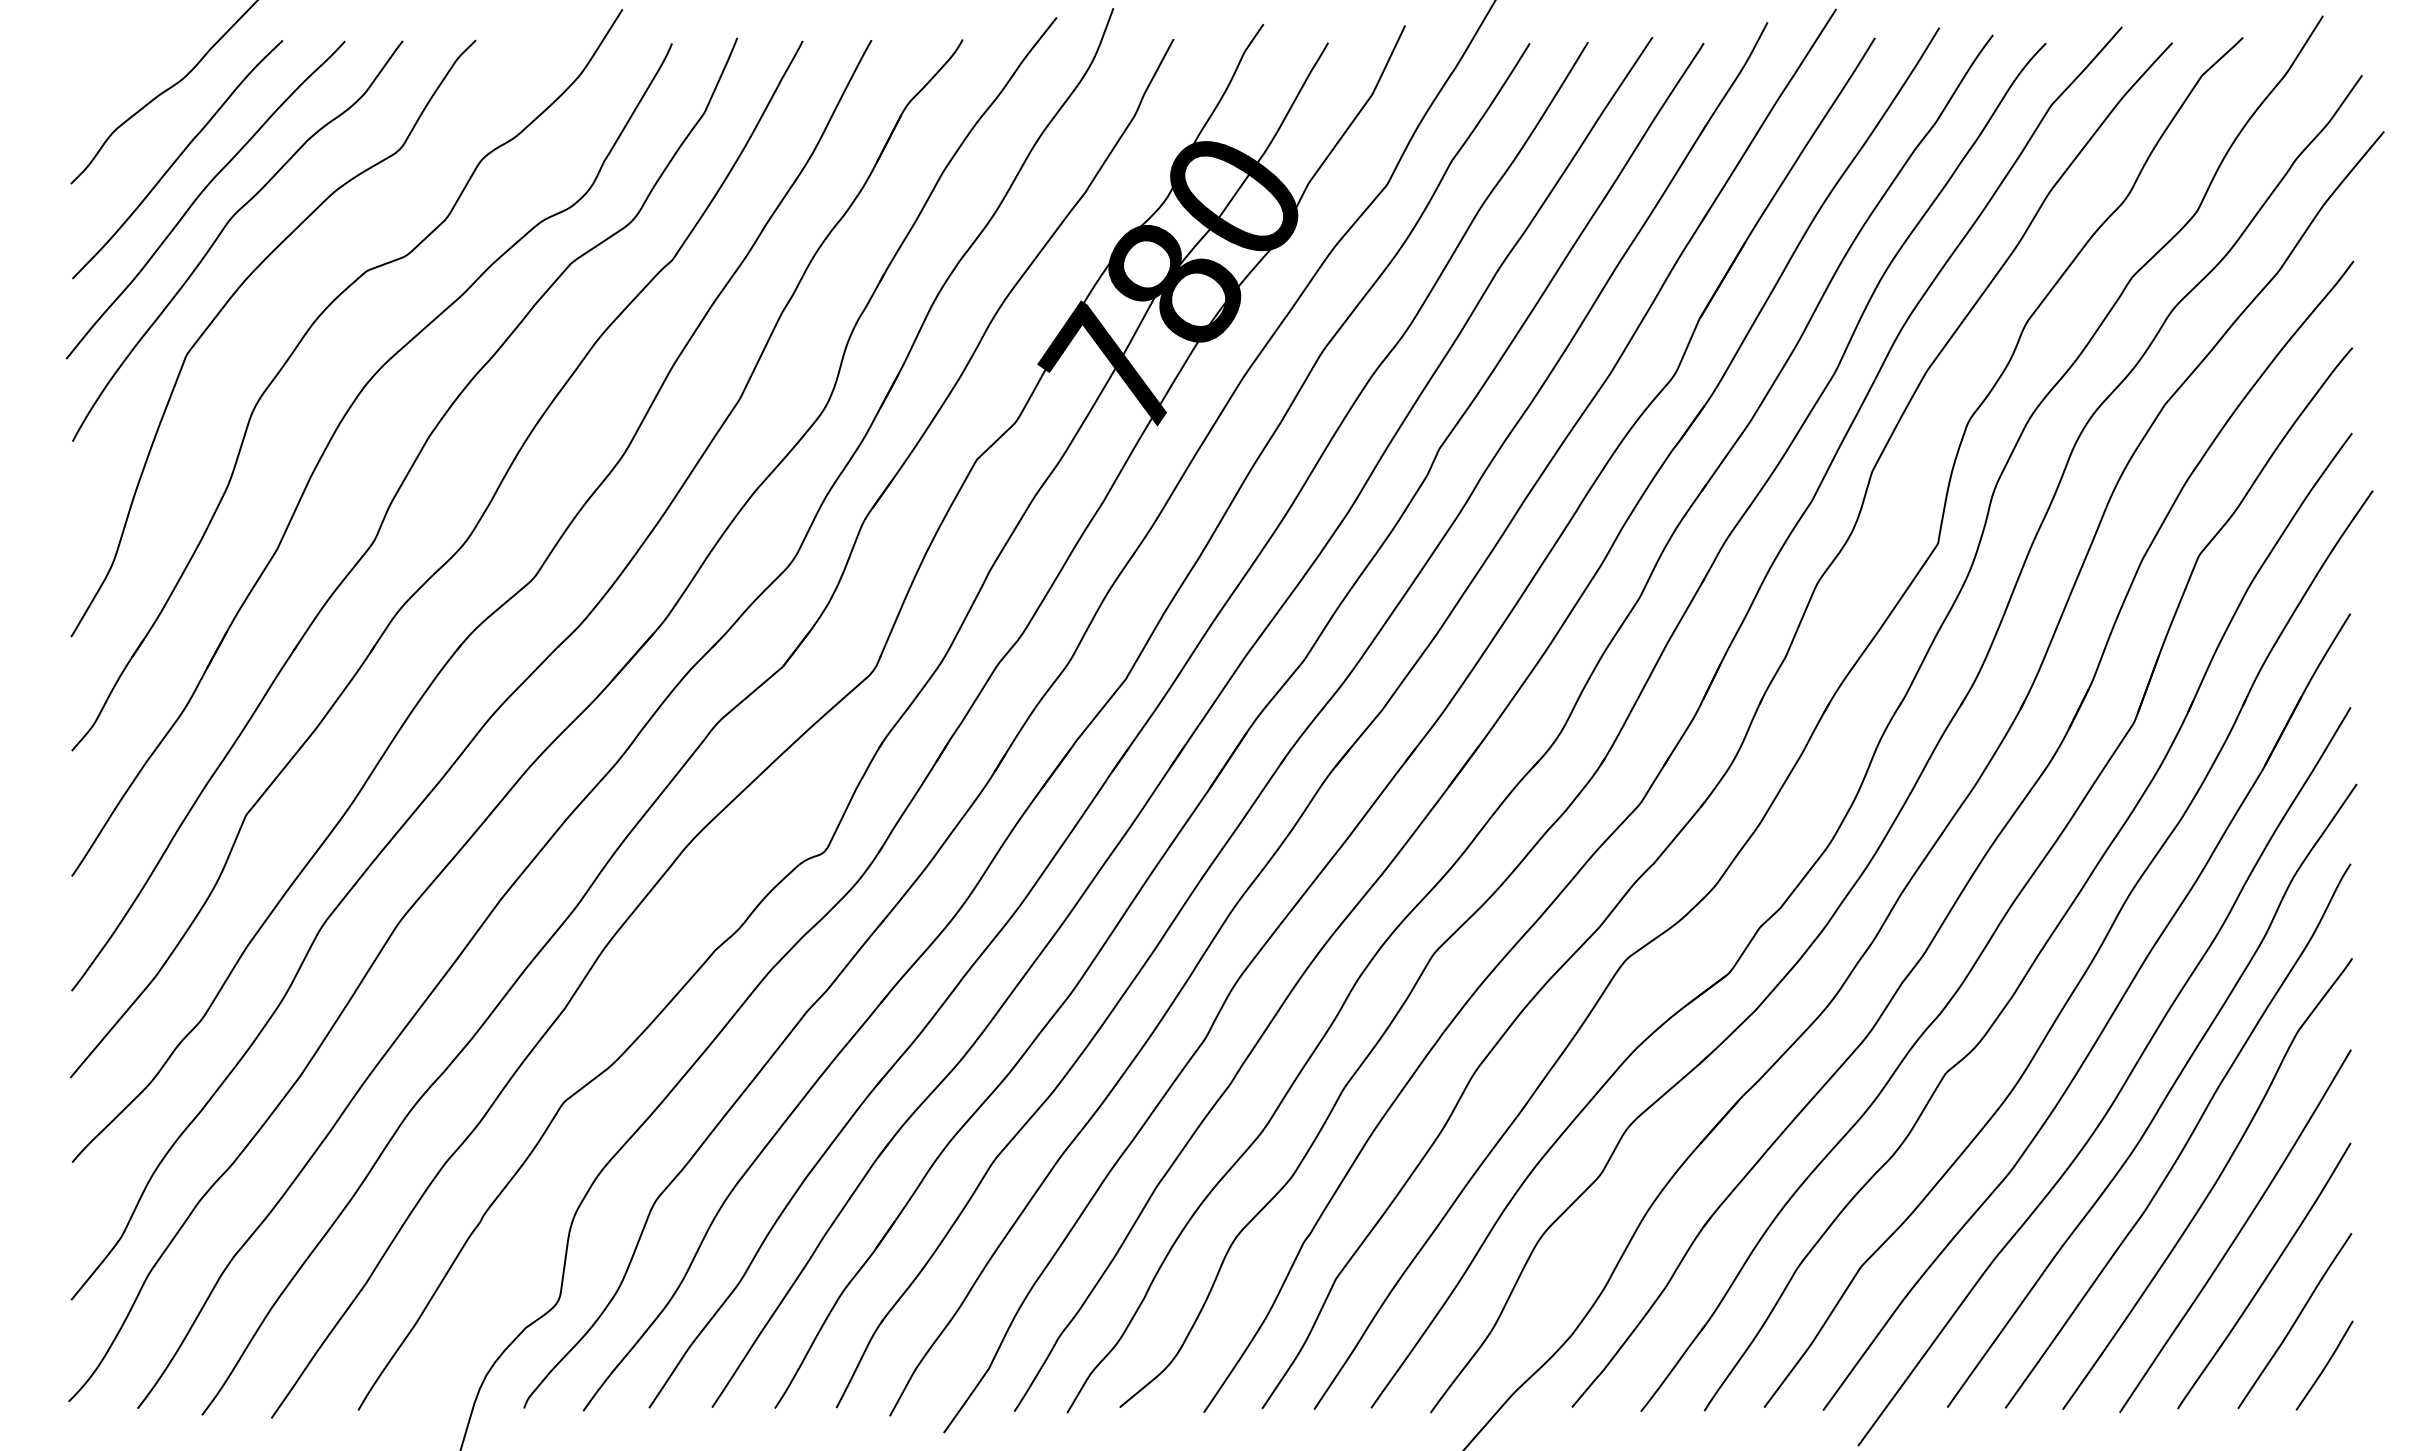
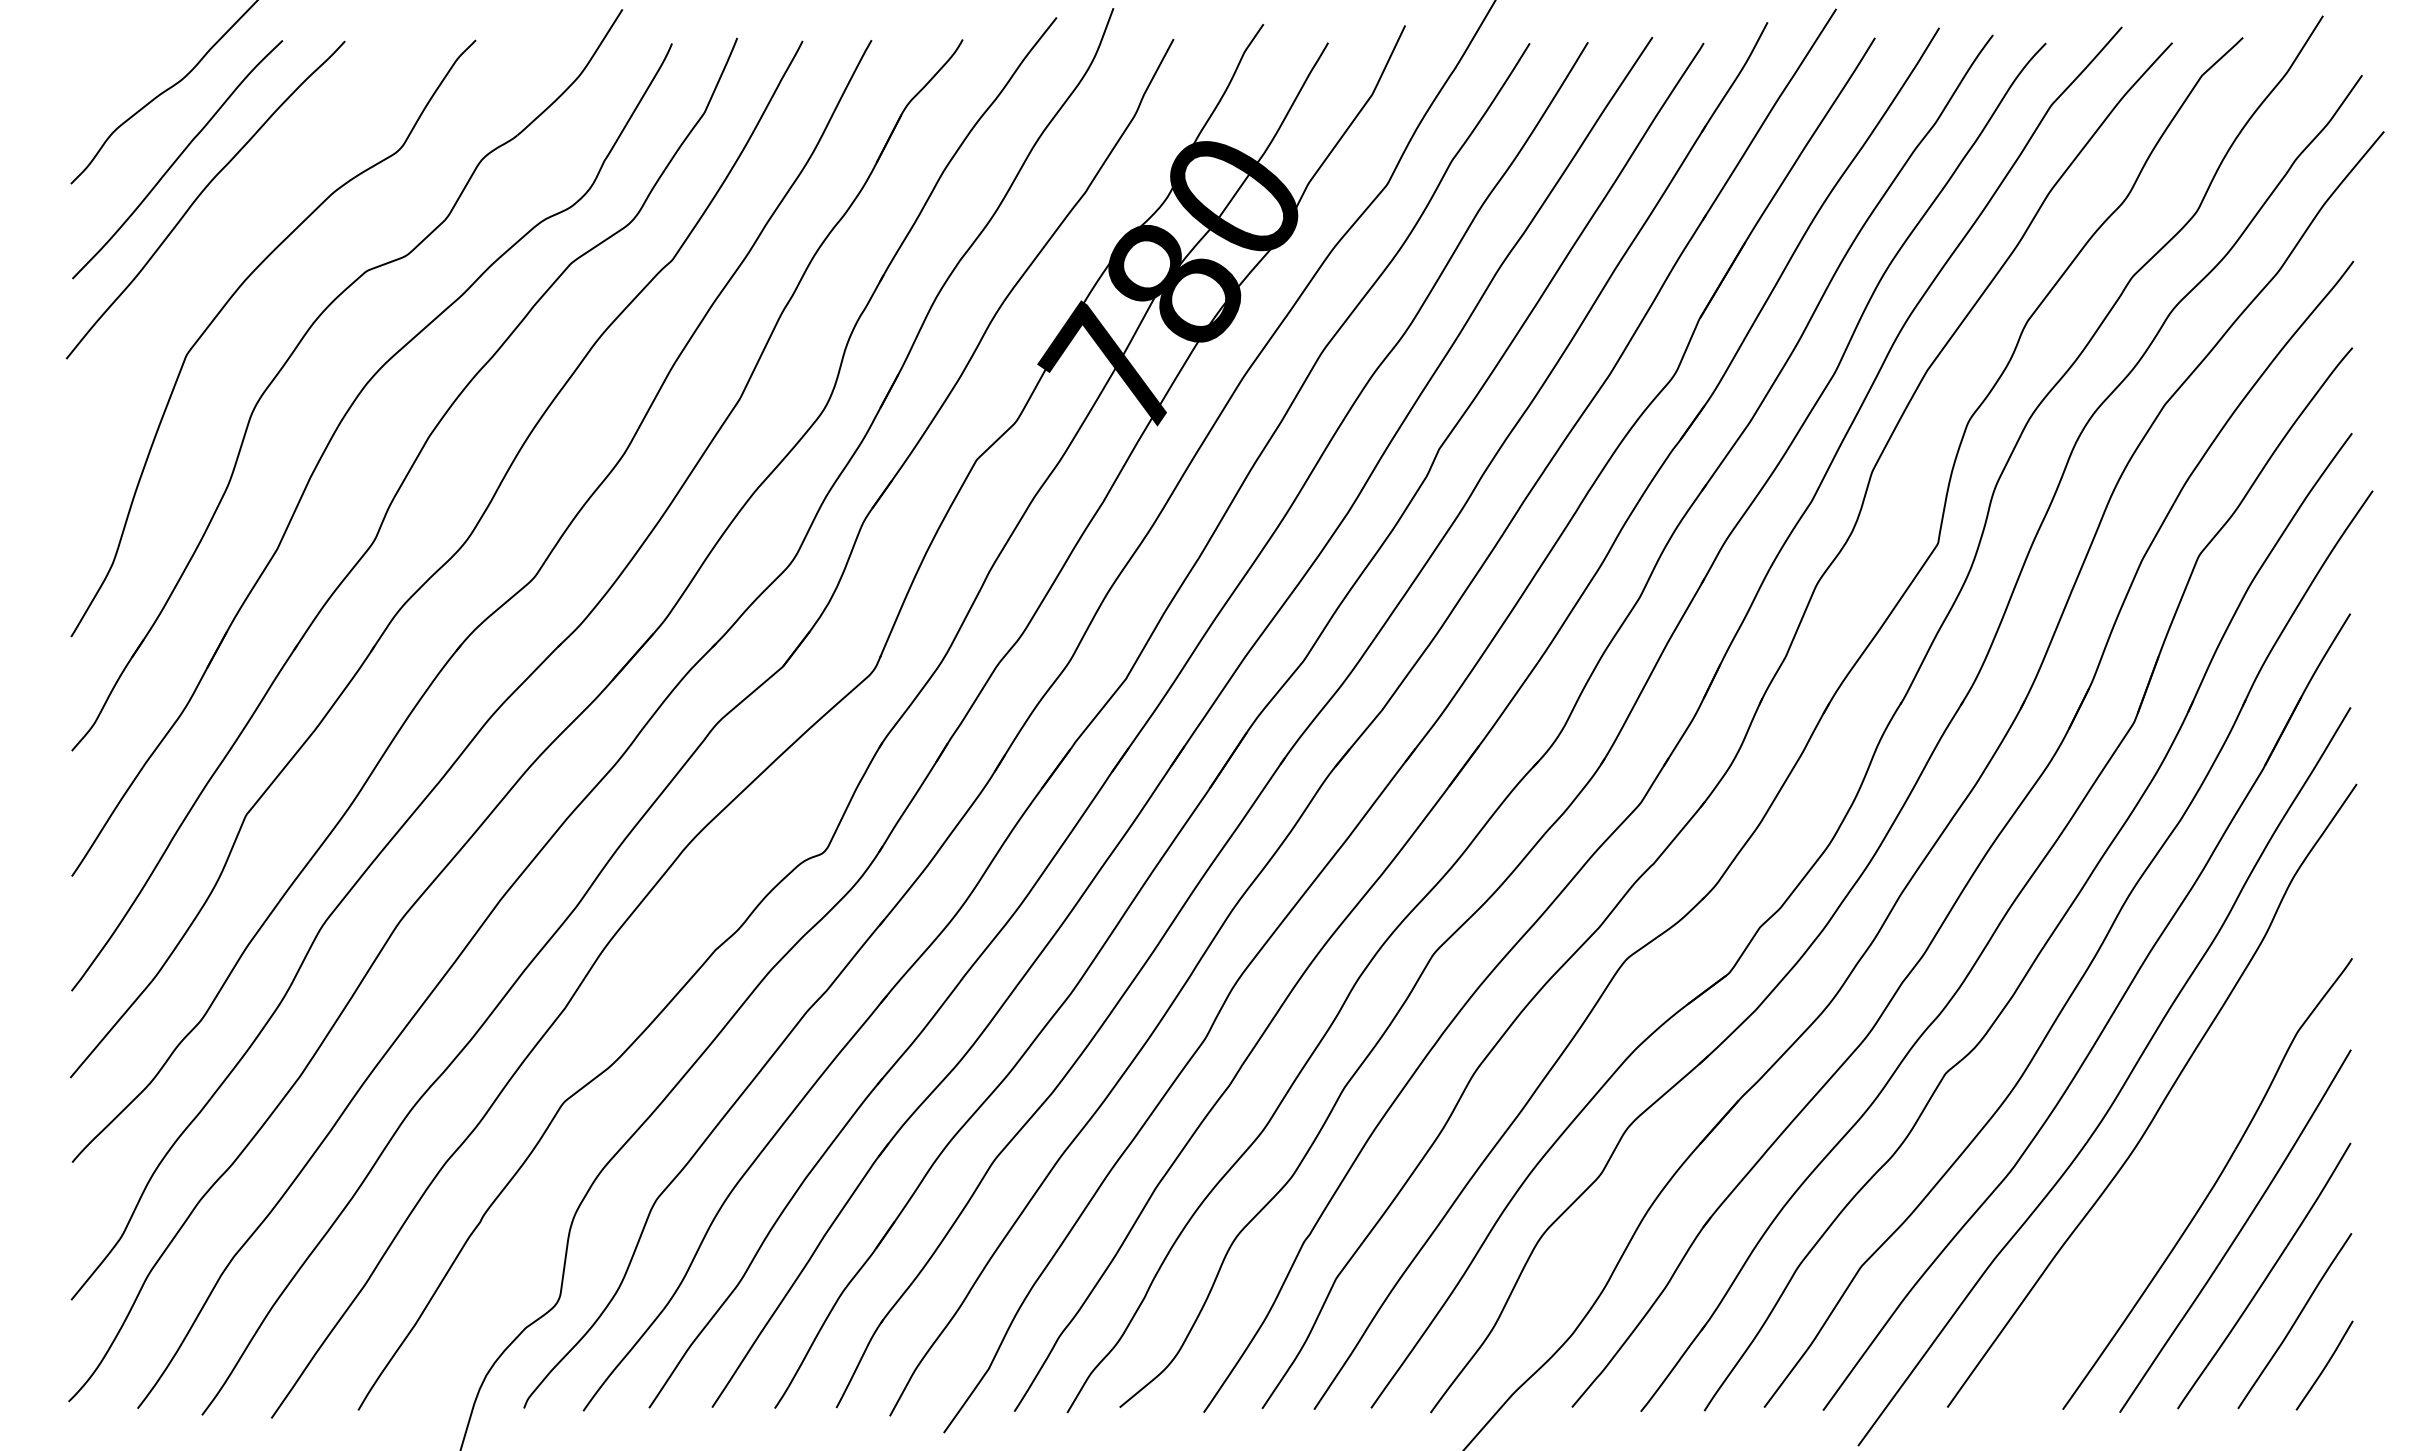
curve: present -> none (222, 232)
curve: present -> none (2187, 1139)
